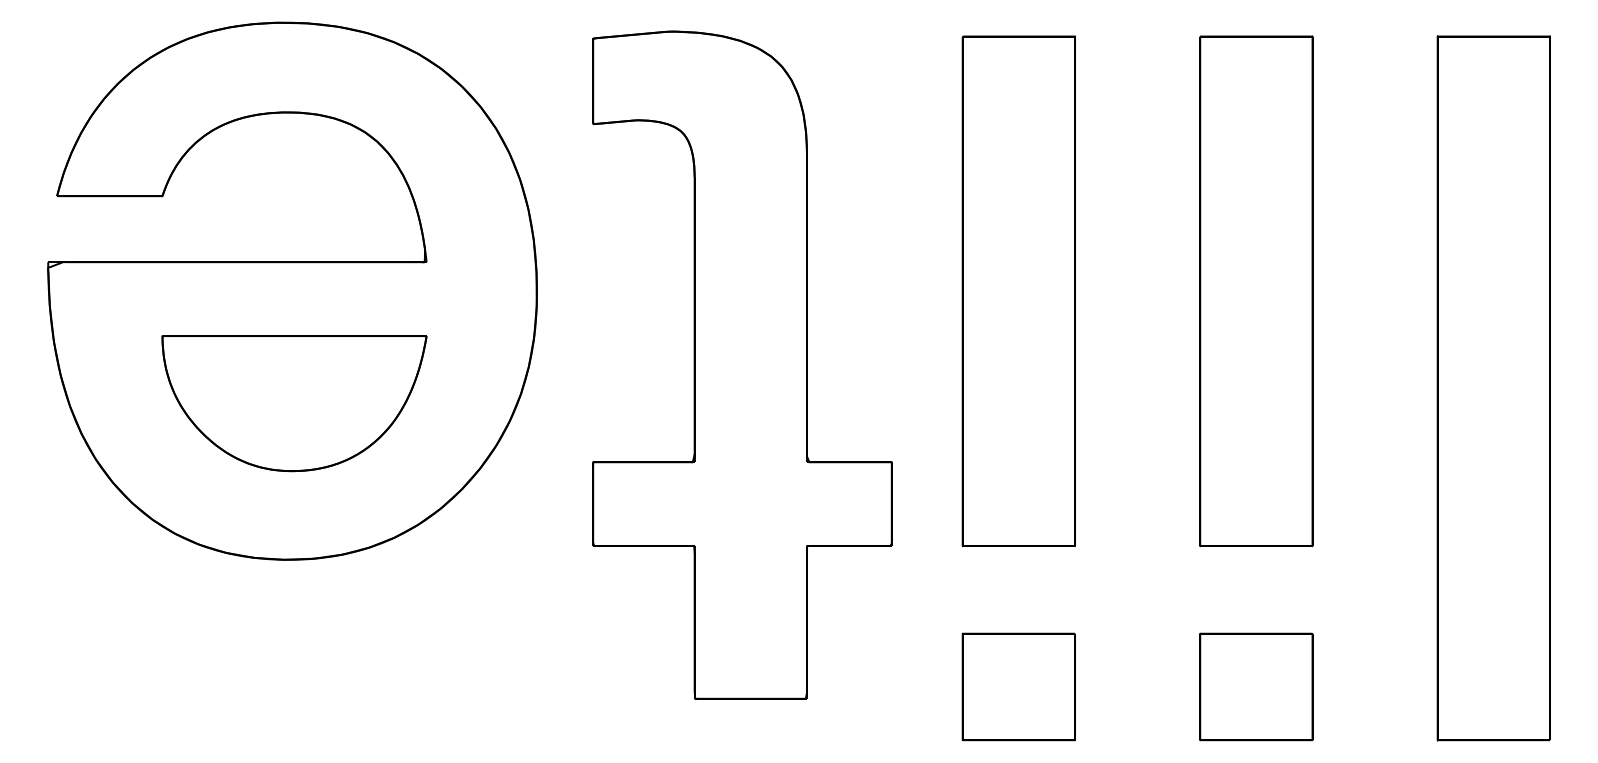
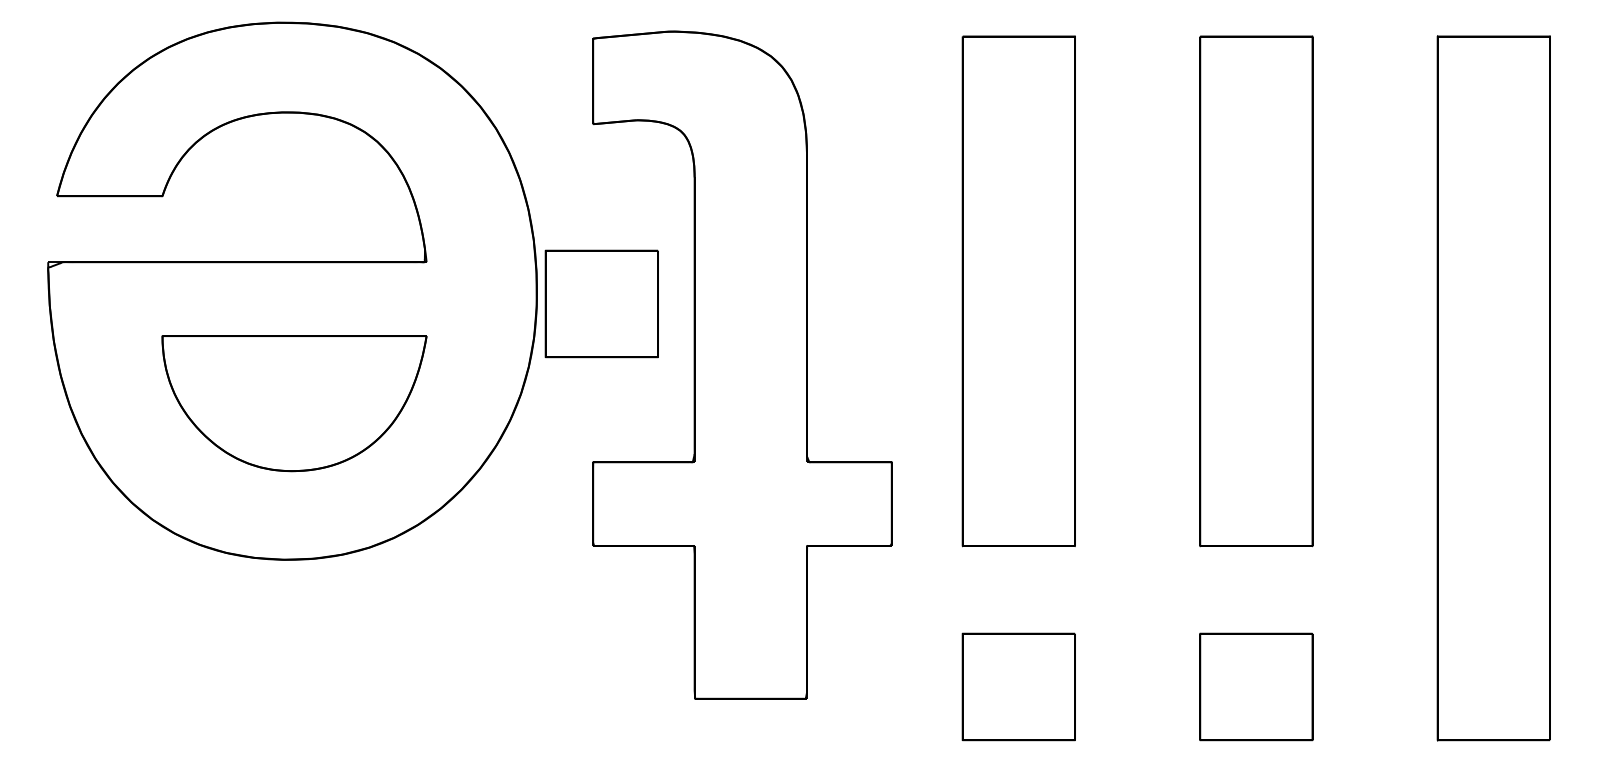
part: none -> present (601, 303)
